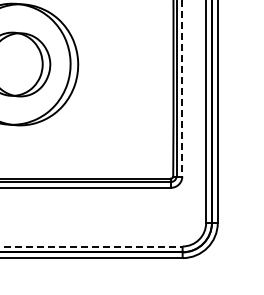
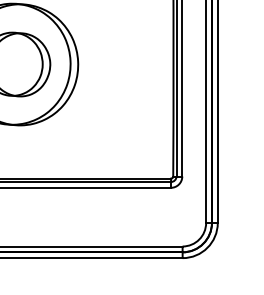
line: dashed -> solid (182, 88)
line: dashed -> solid (91, 246)
